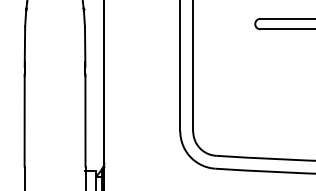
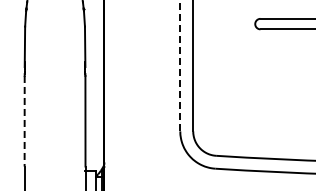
line: solid -> dashed (180, 65)
line: solid -> dashed (24, 121)
